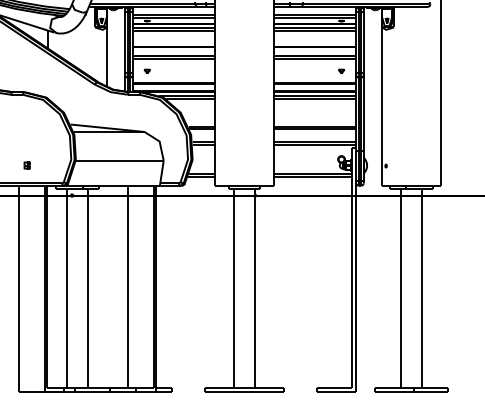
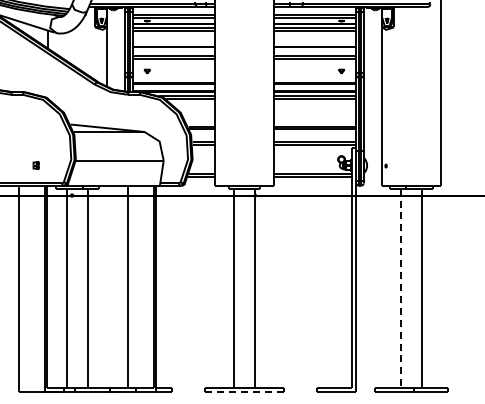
part position: (26, 165) -> (35, 165) (35, 165)
line: solid -> dashed (401, 288)
line: solid -> dashed (243, 392)
